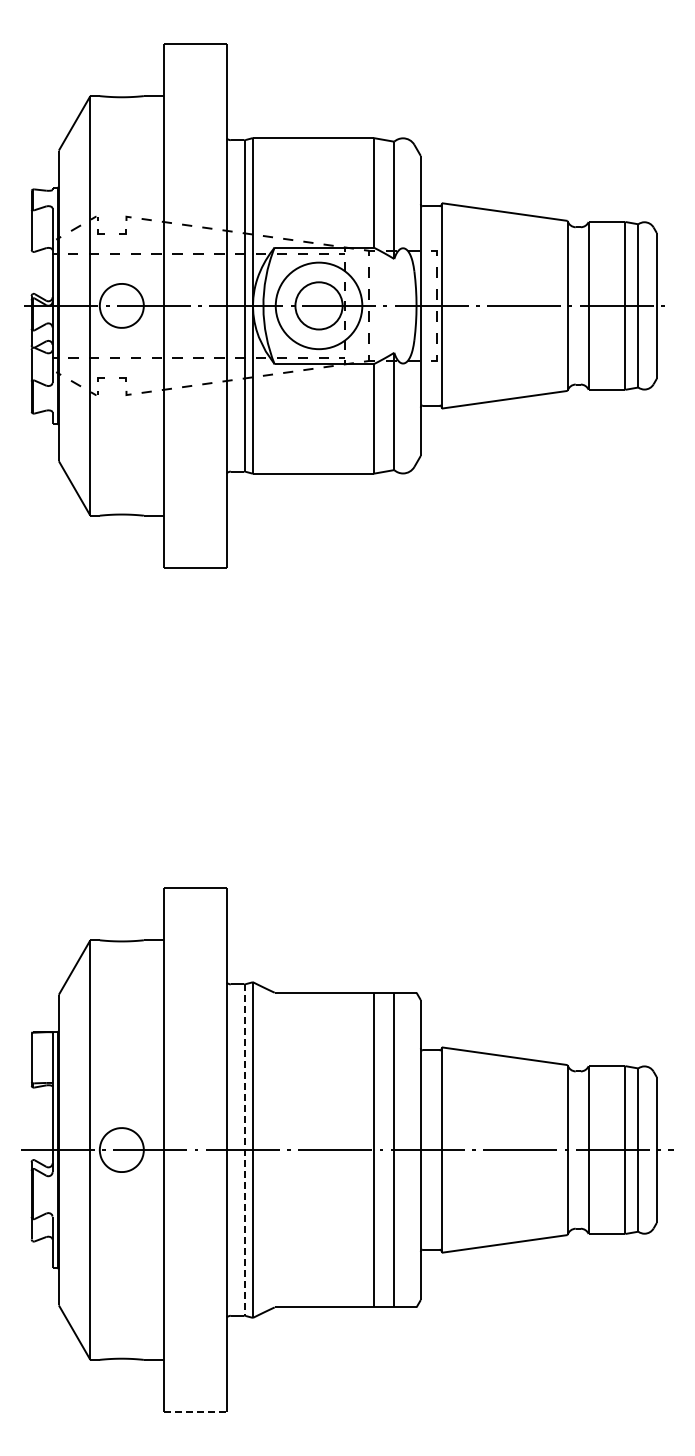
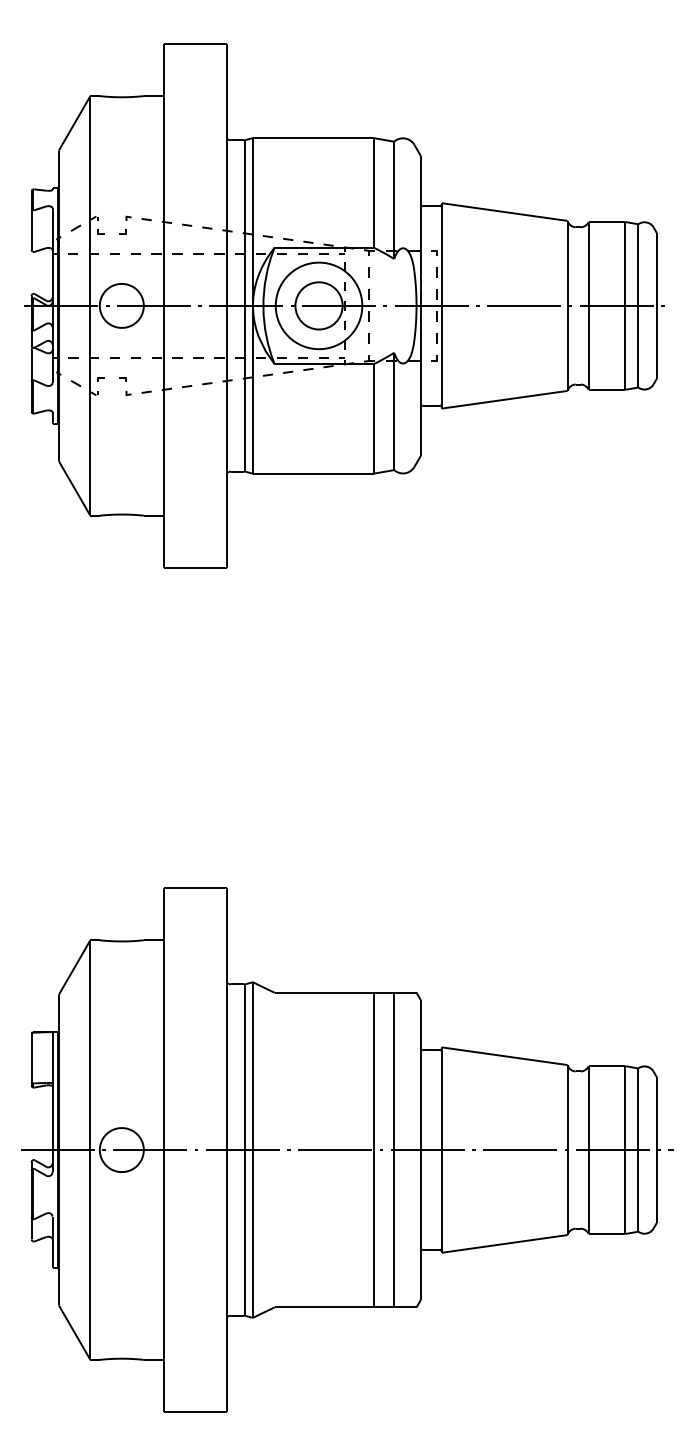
line: dashed -> solid (245, 1150)
line: dashed -> solid (195, 1412)
